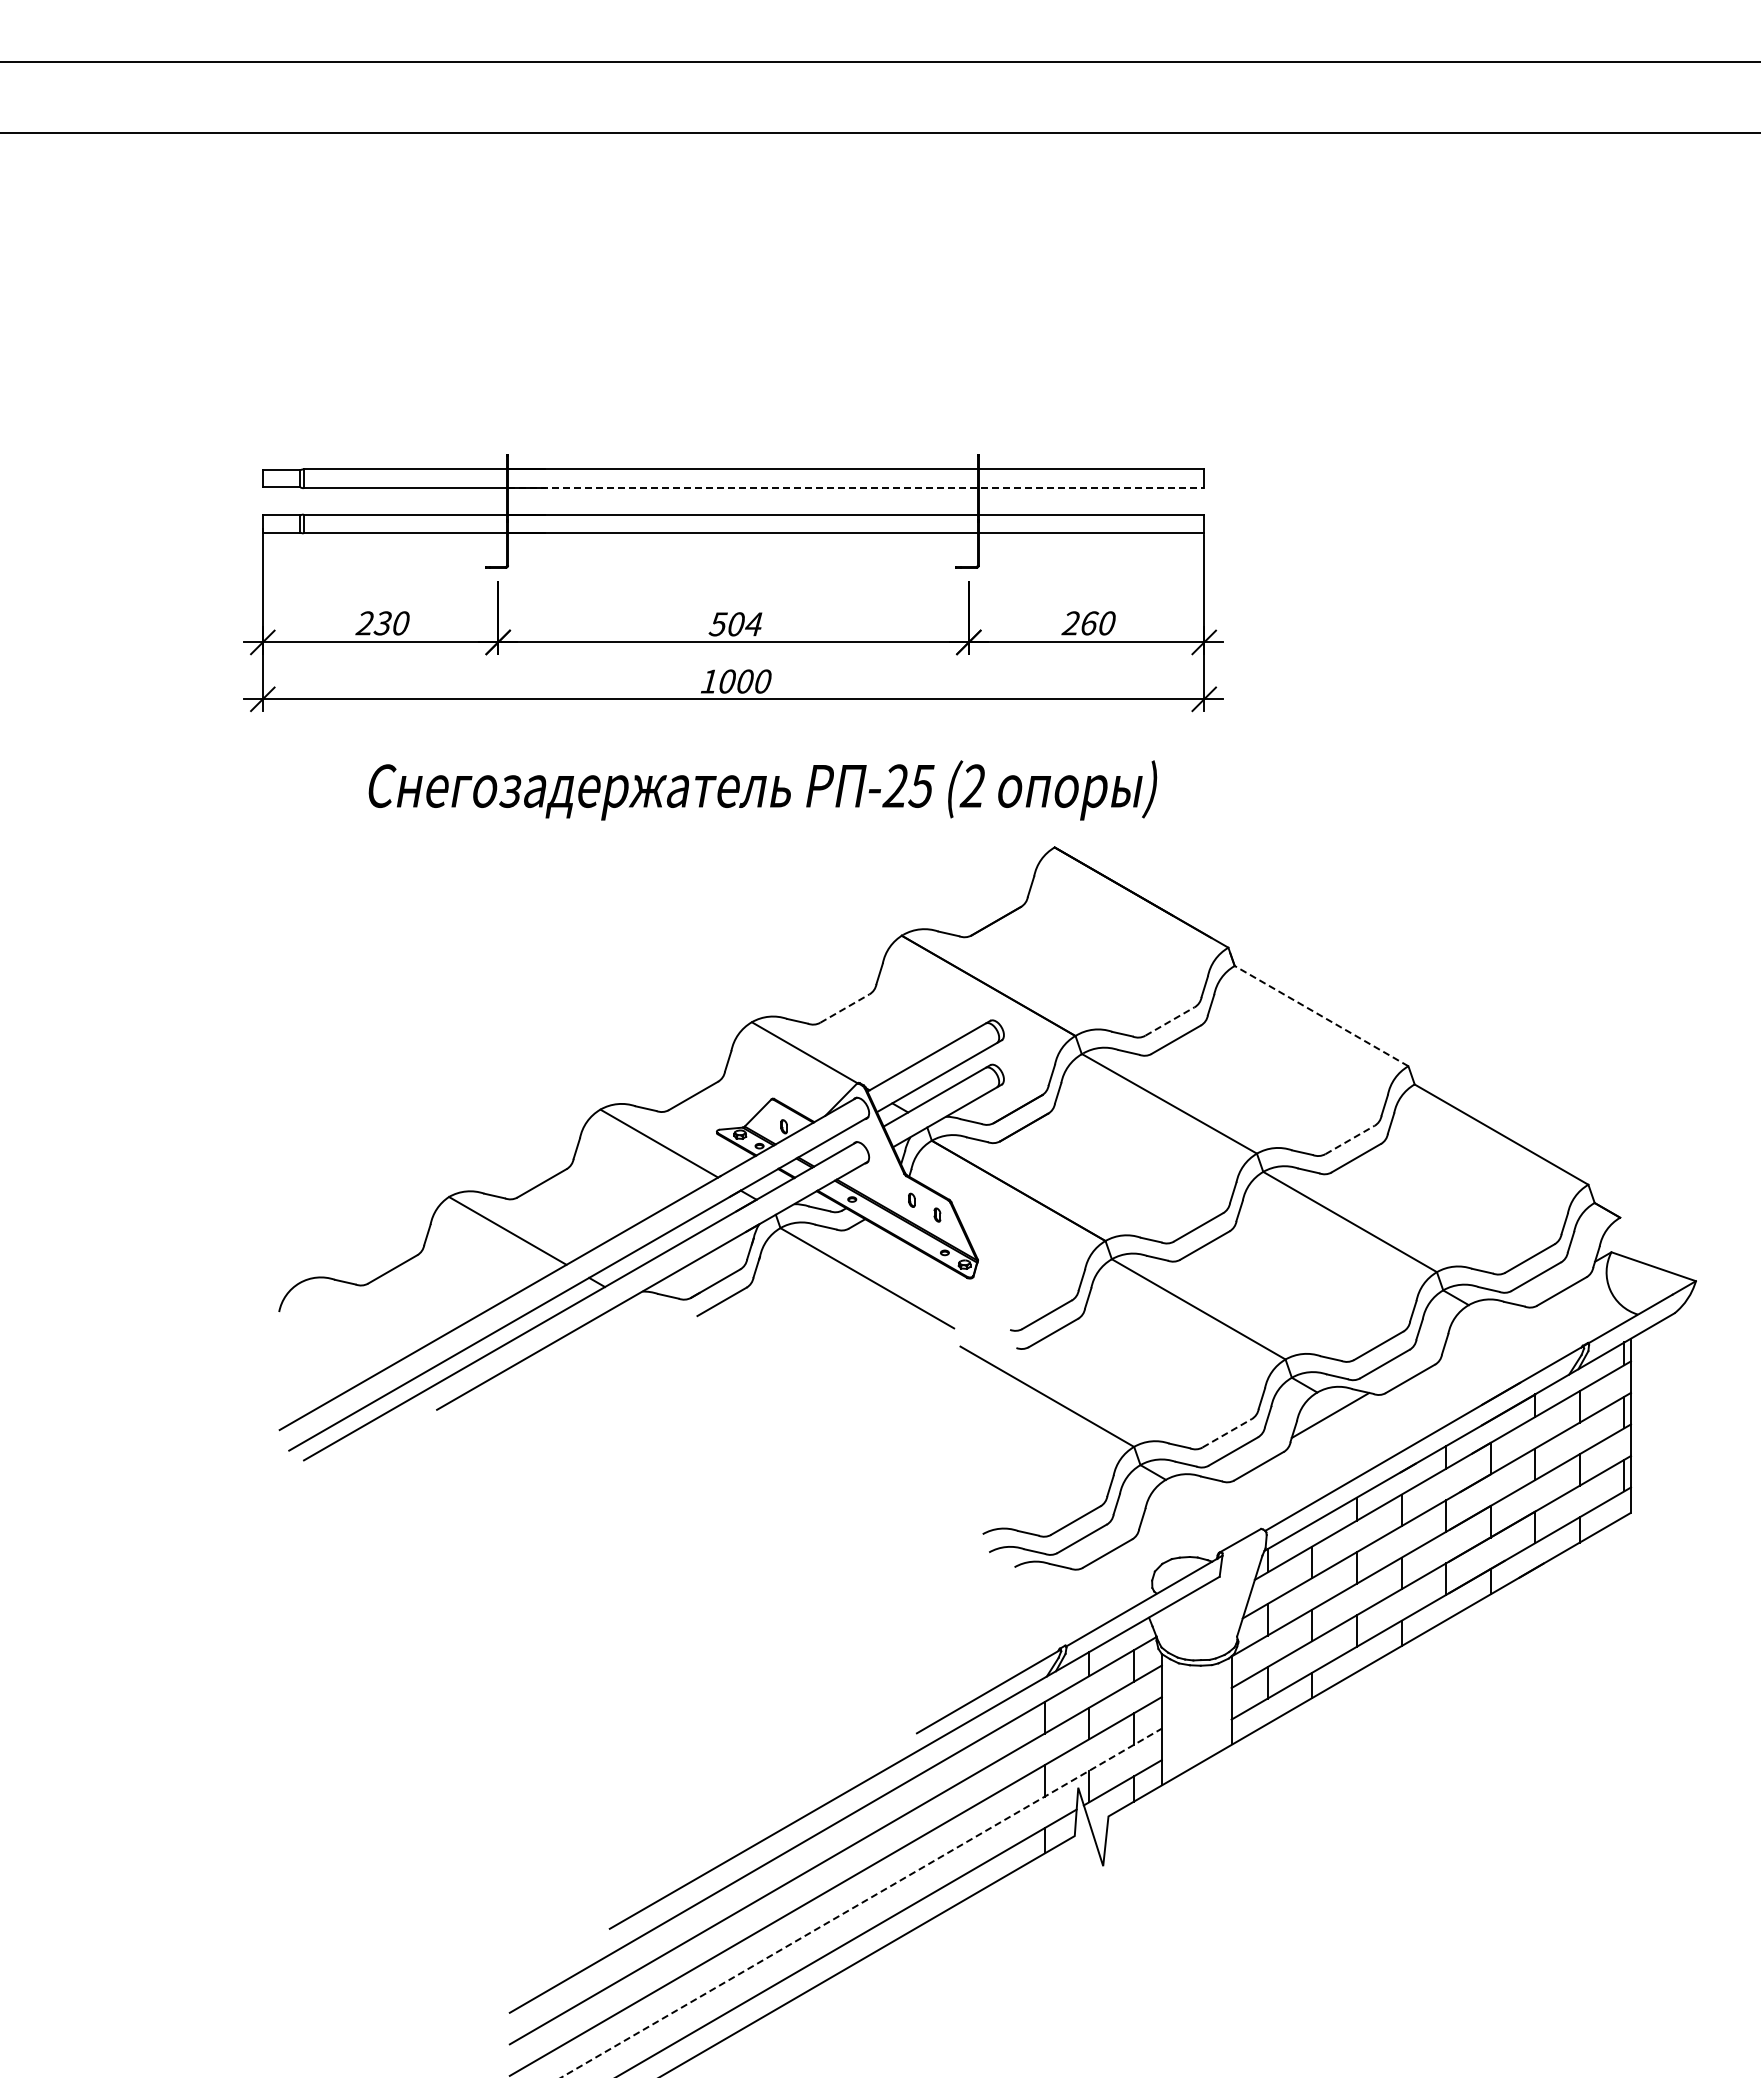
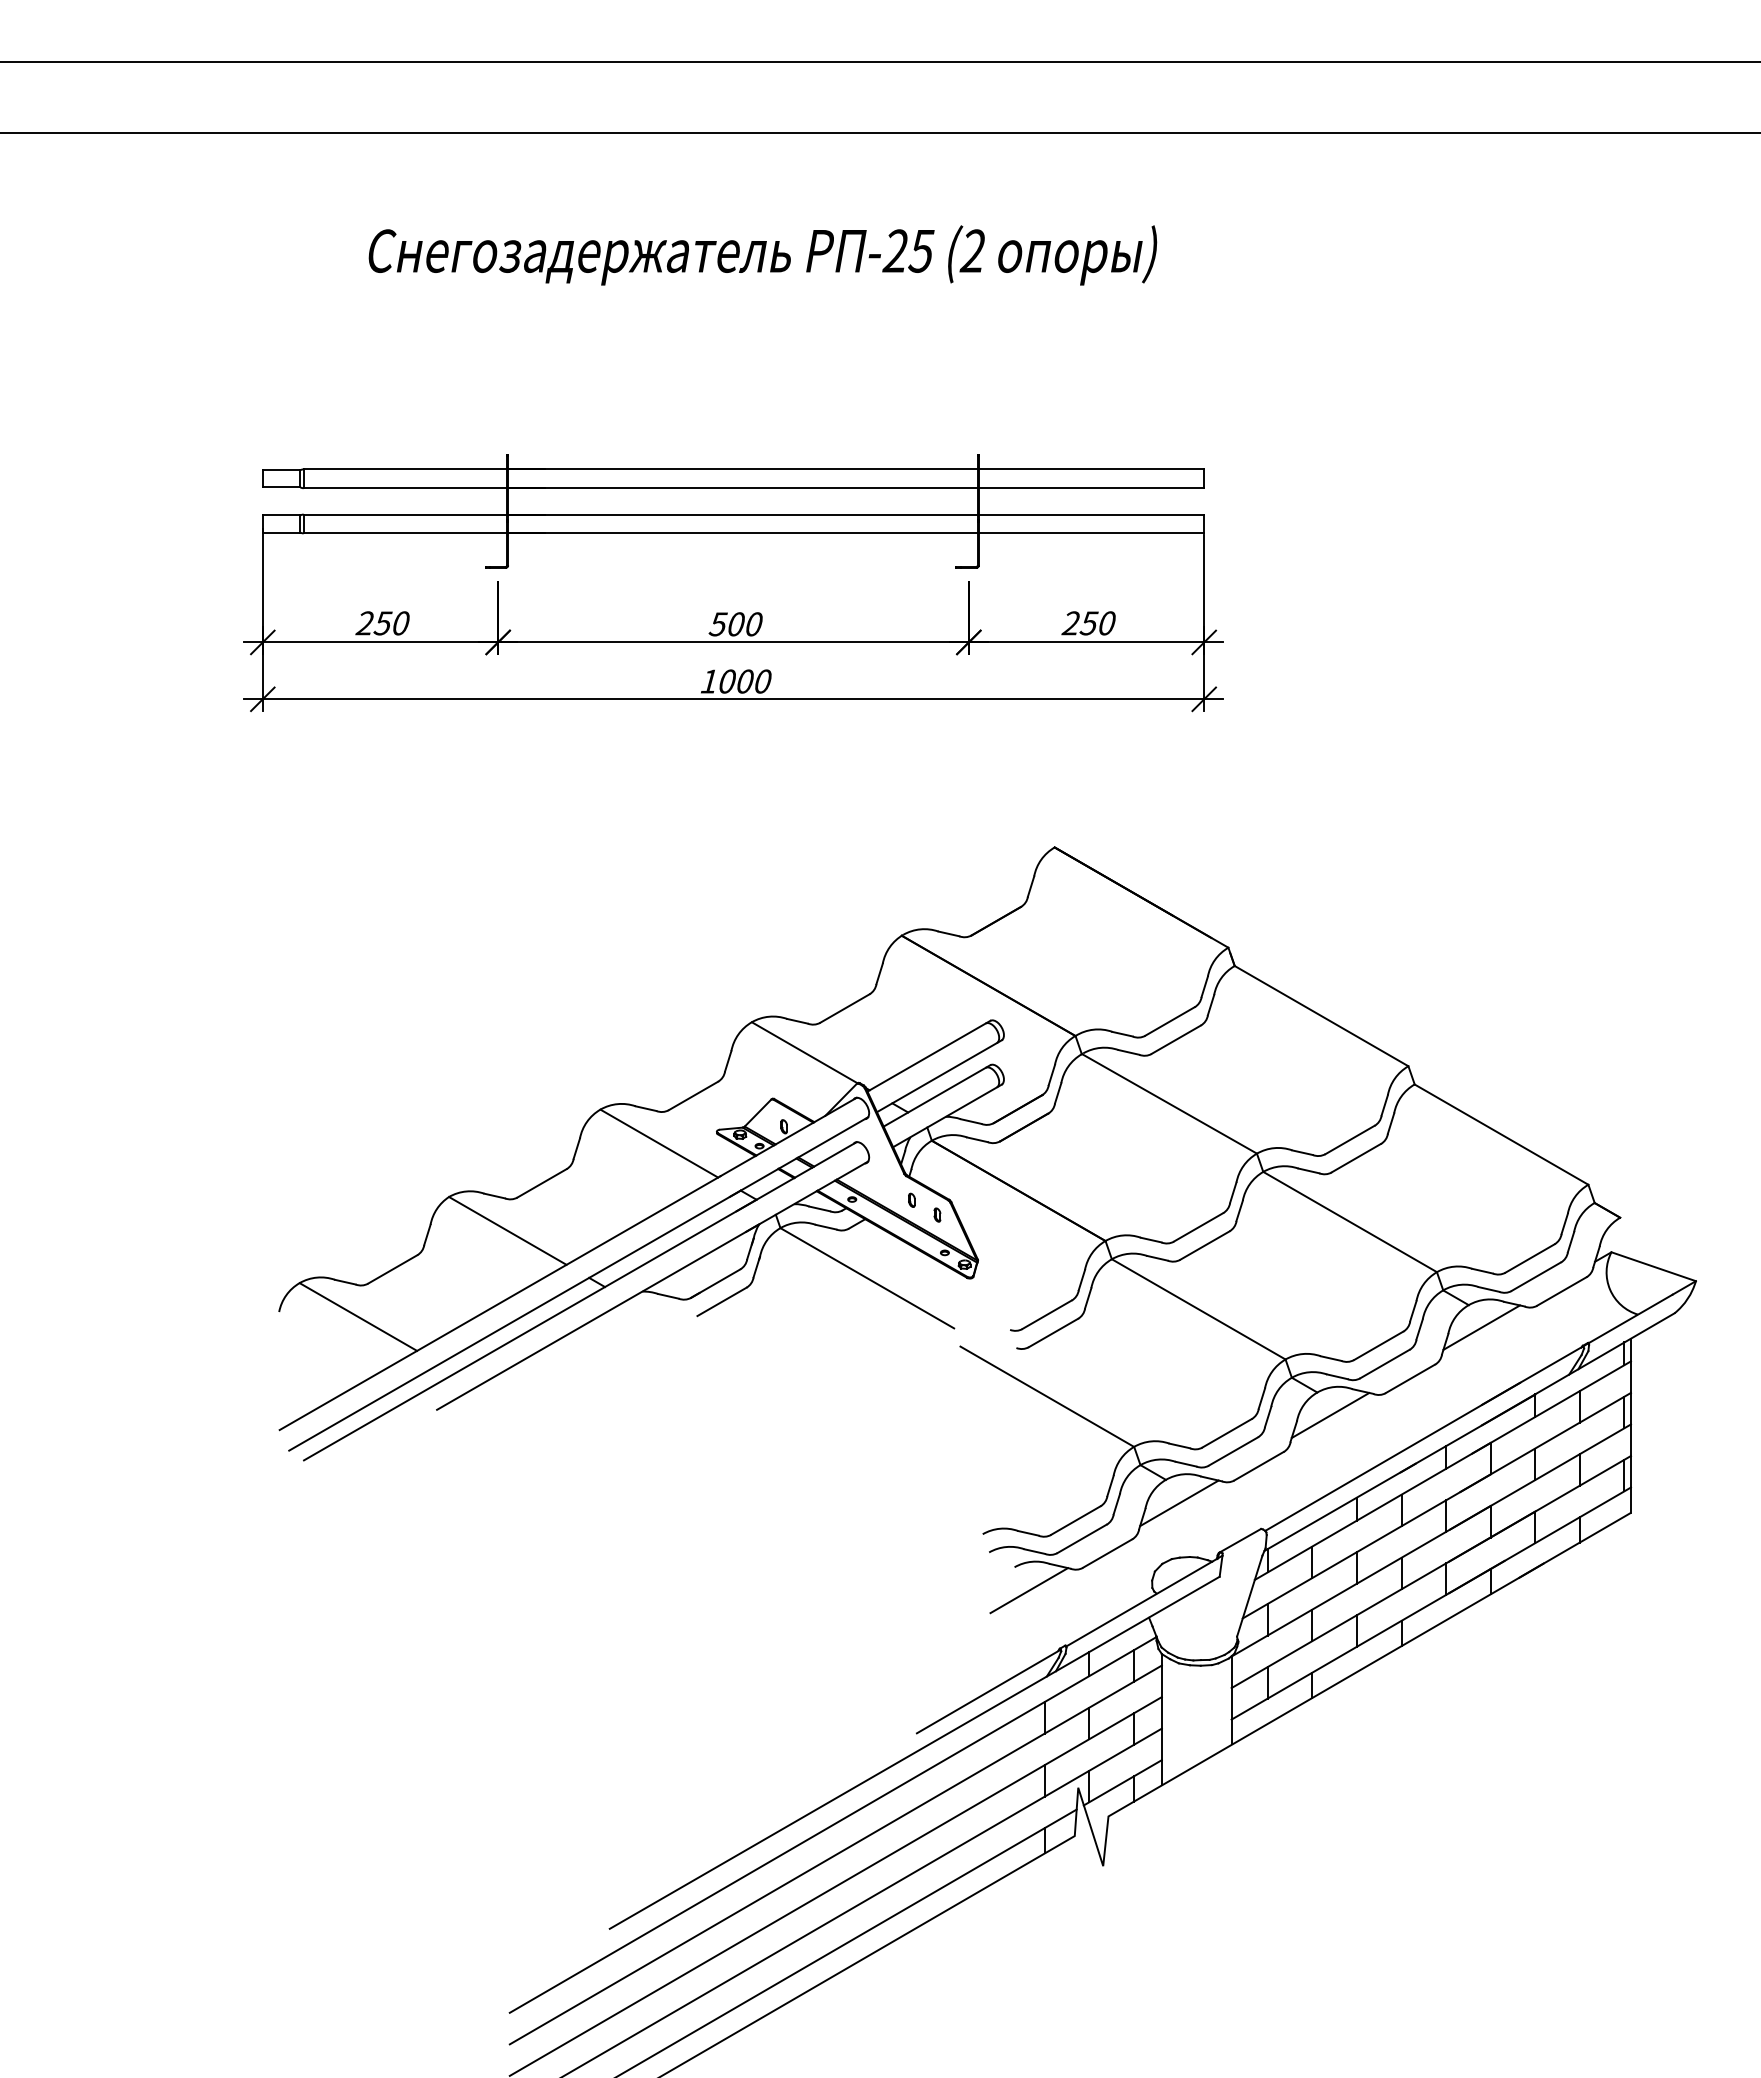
line: dashed -> solid (856, 488)
text: 230 -> 250 (383, 622)
text: 260 -> 250 (1089, 623)
text: 504 -> 500 (753, 624)
text position: (762, 790) -> (762, 255) (762, 255)
line: dashed -> solid (845, 1008)
line: dashed -> solid (1321, 1015)
line: dashed -> solid (1170, 1021)
line: dashed -> solid (1350, 1139)
line: none -> present (358, 1316)
line: none -> present (1481, 1327)
line: dashed -> solid (1227, 1433)
line: none -> present (1179, 1503)
line: none -> present (1029, 1590)
line: dashed -> solid (861, 1903)
